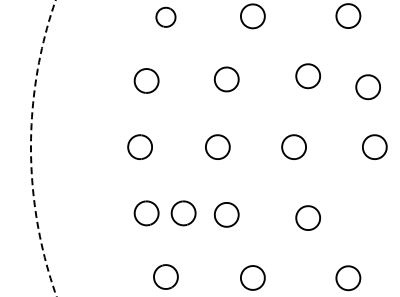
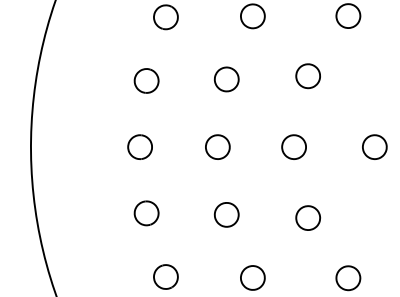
part size: 22x22 px -> 26x27 px (165, 17)
part: present -> none (367, 87)
arc: dashed -> solid (31, 148)
part: present -> none (183, 213)
